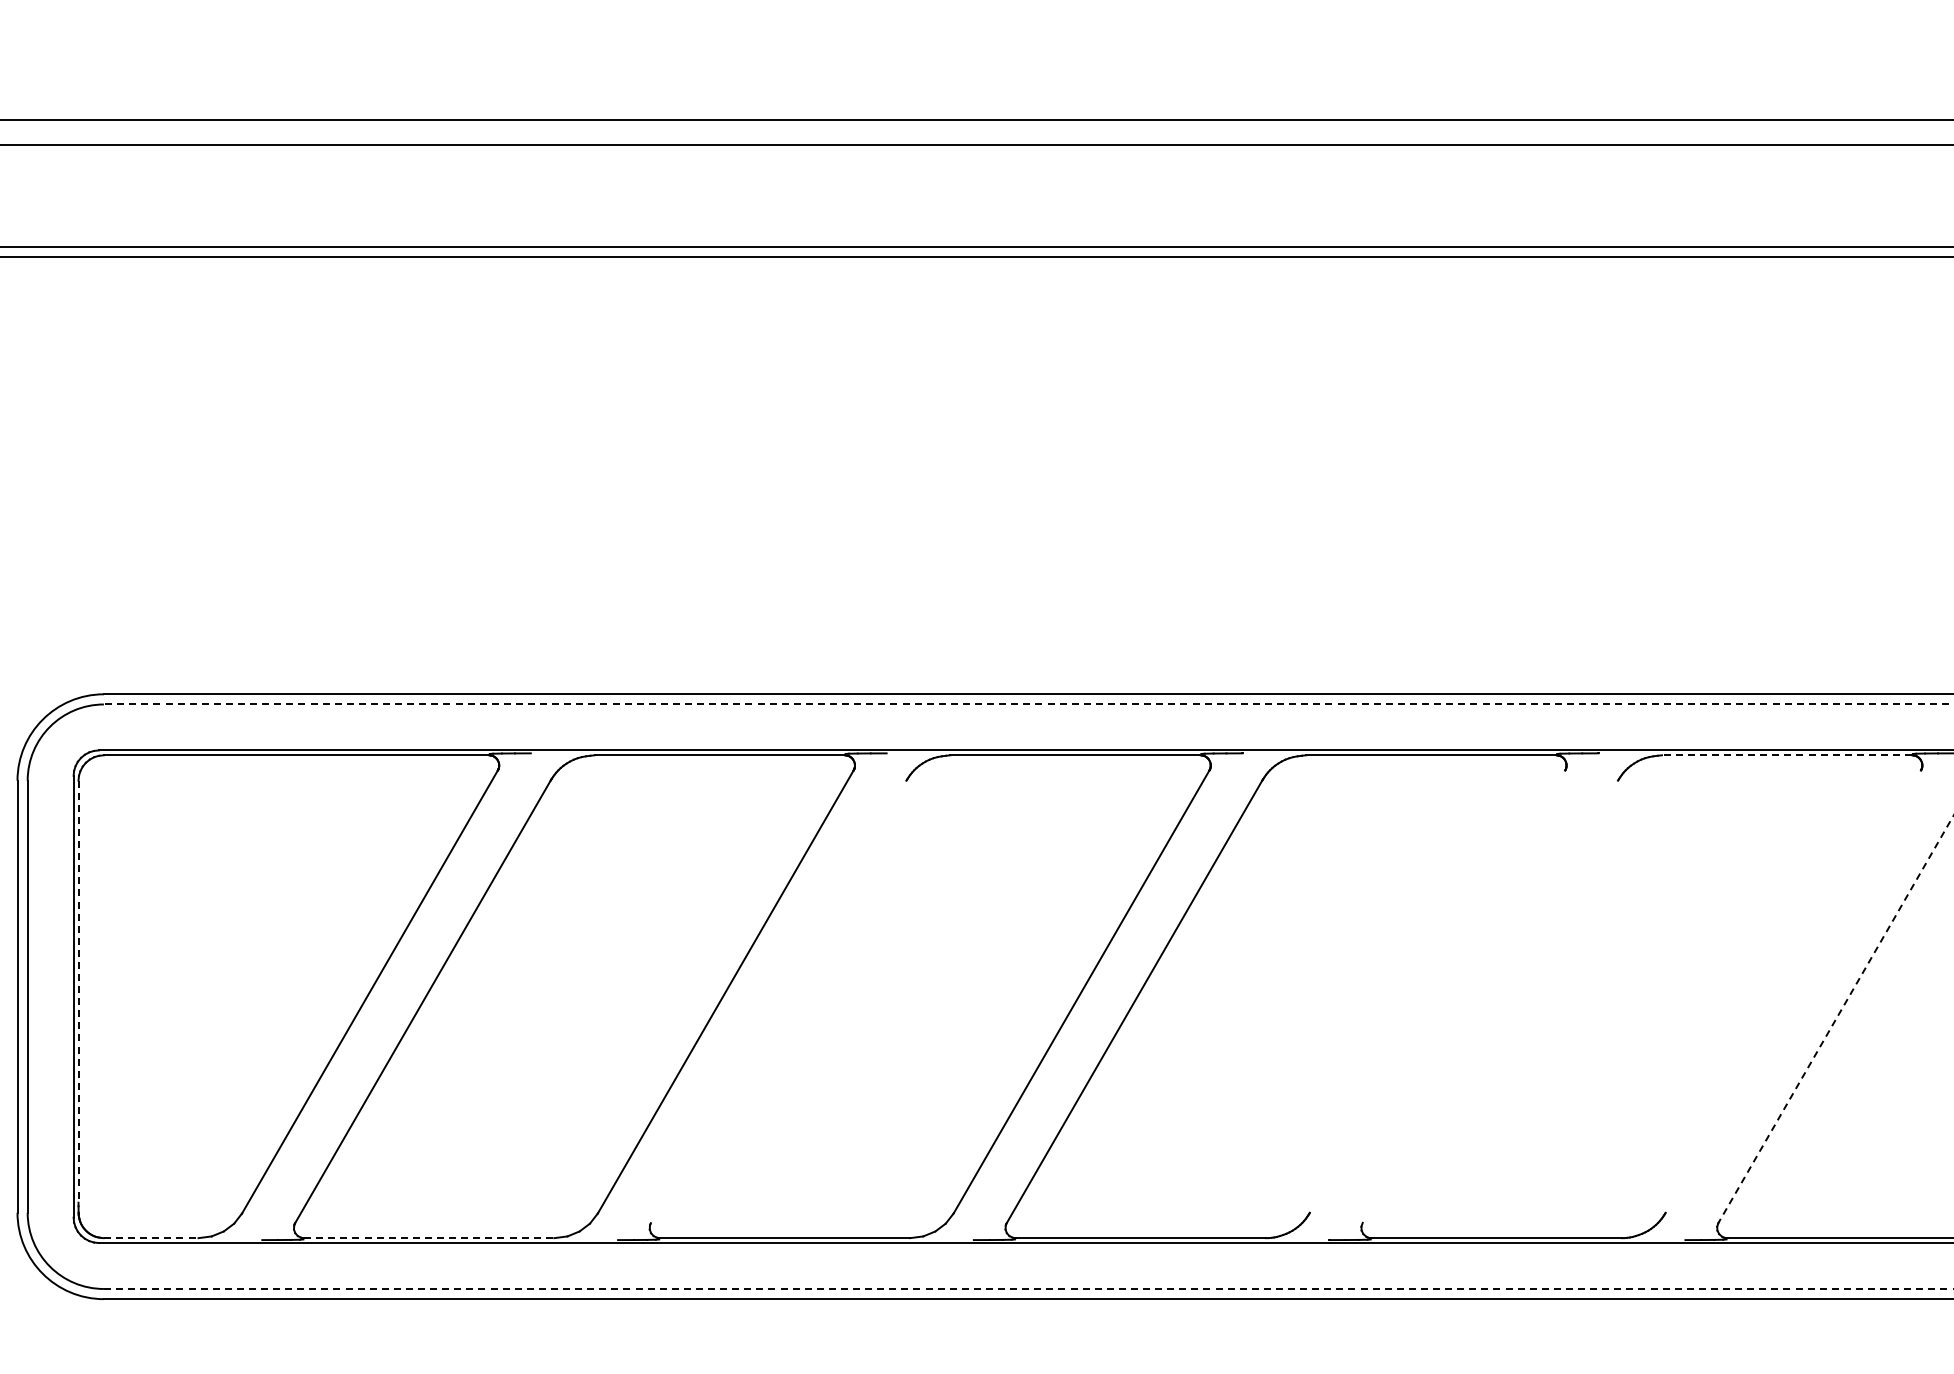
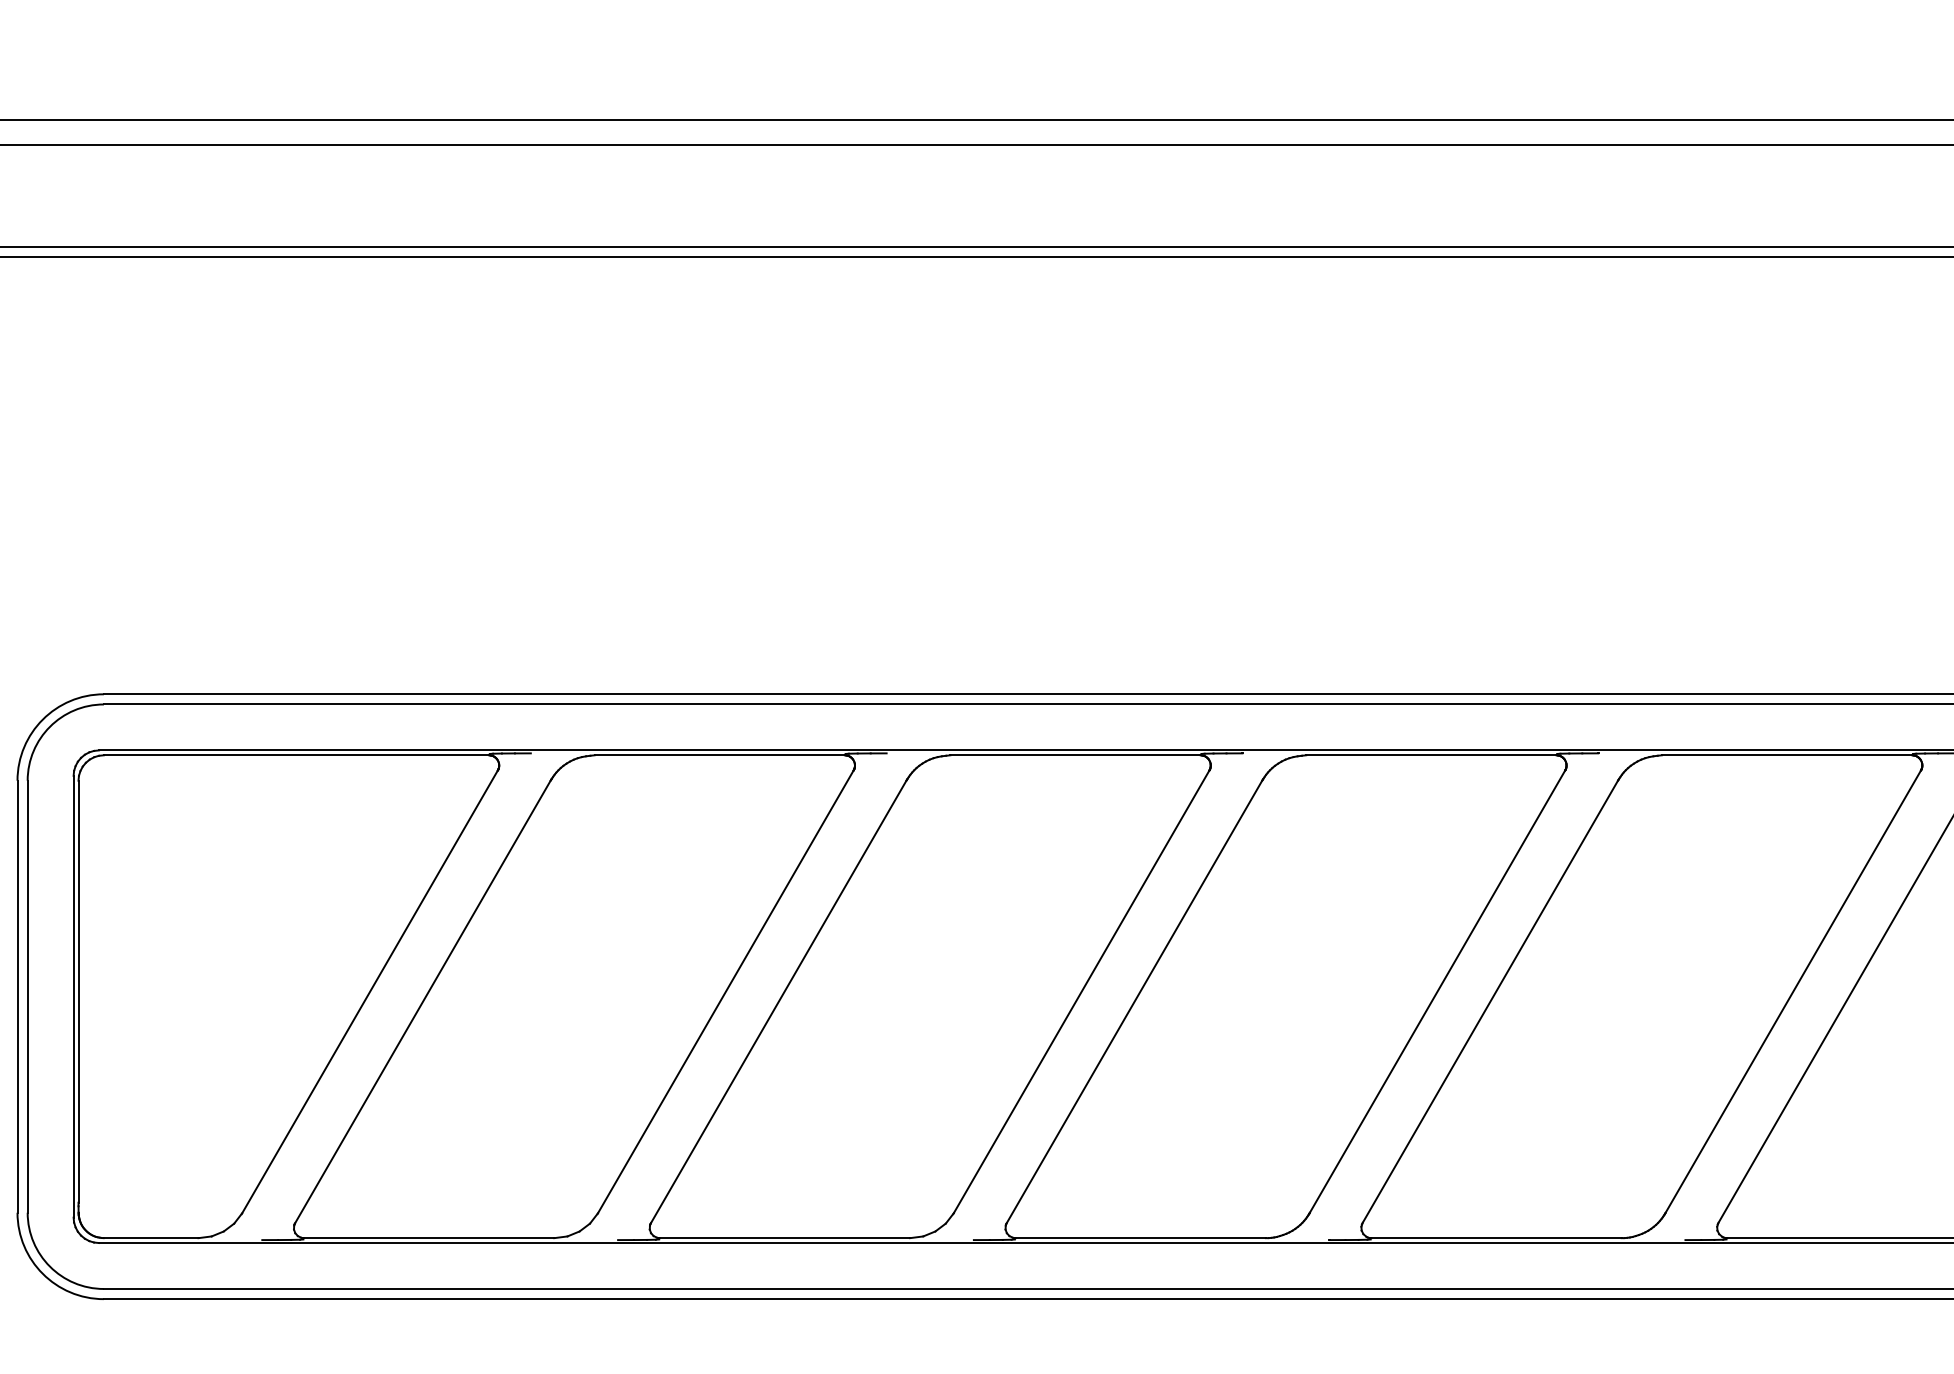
line: dashed -> solid (1028, 704)
line: dashed -> solid (1786, 755)
line: dashed -> solid (78, 991)
line: none -> present (1437, 991)
line: none -> present (1792, 991)
line: none -> present (778, 1001)
line: none -> present (1489, 1001)
line: dashed -> solid (1835, 1019)
line: dashed -> solid (151, 1238)
line: dashed -> solid (429, 1238)
line: dashed -> solid (1028, 1288)
